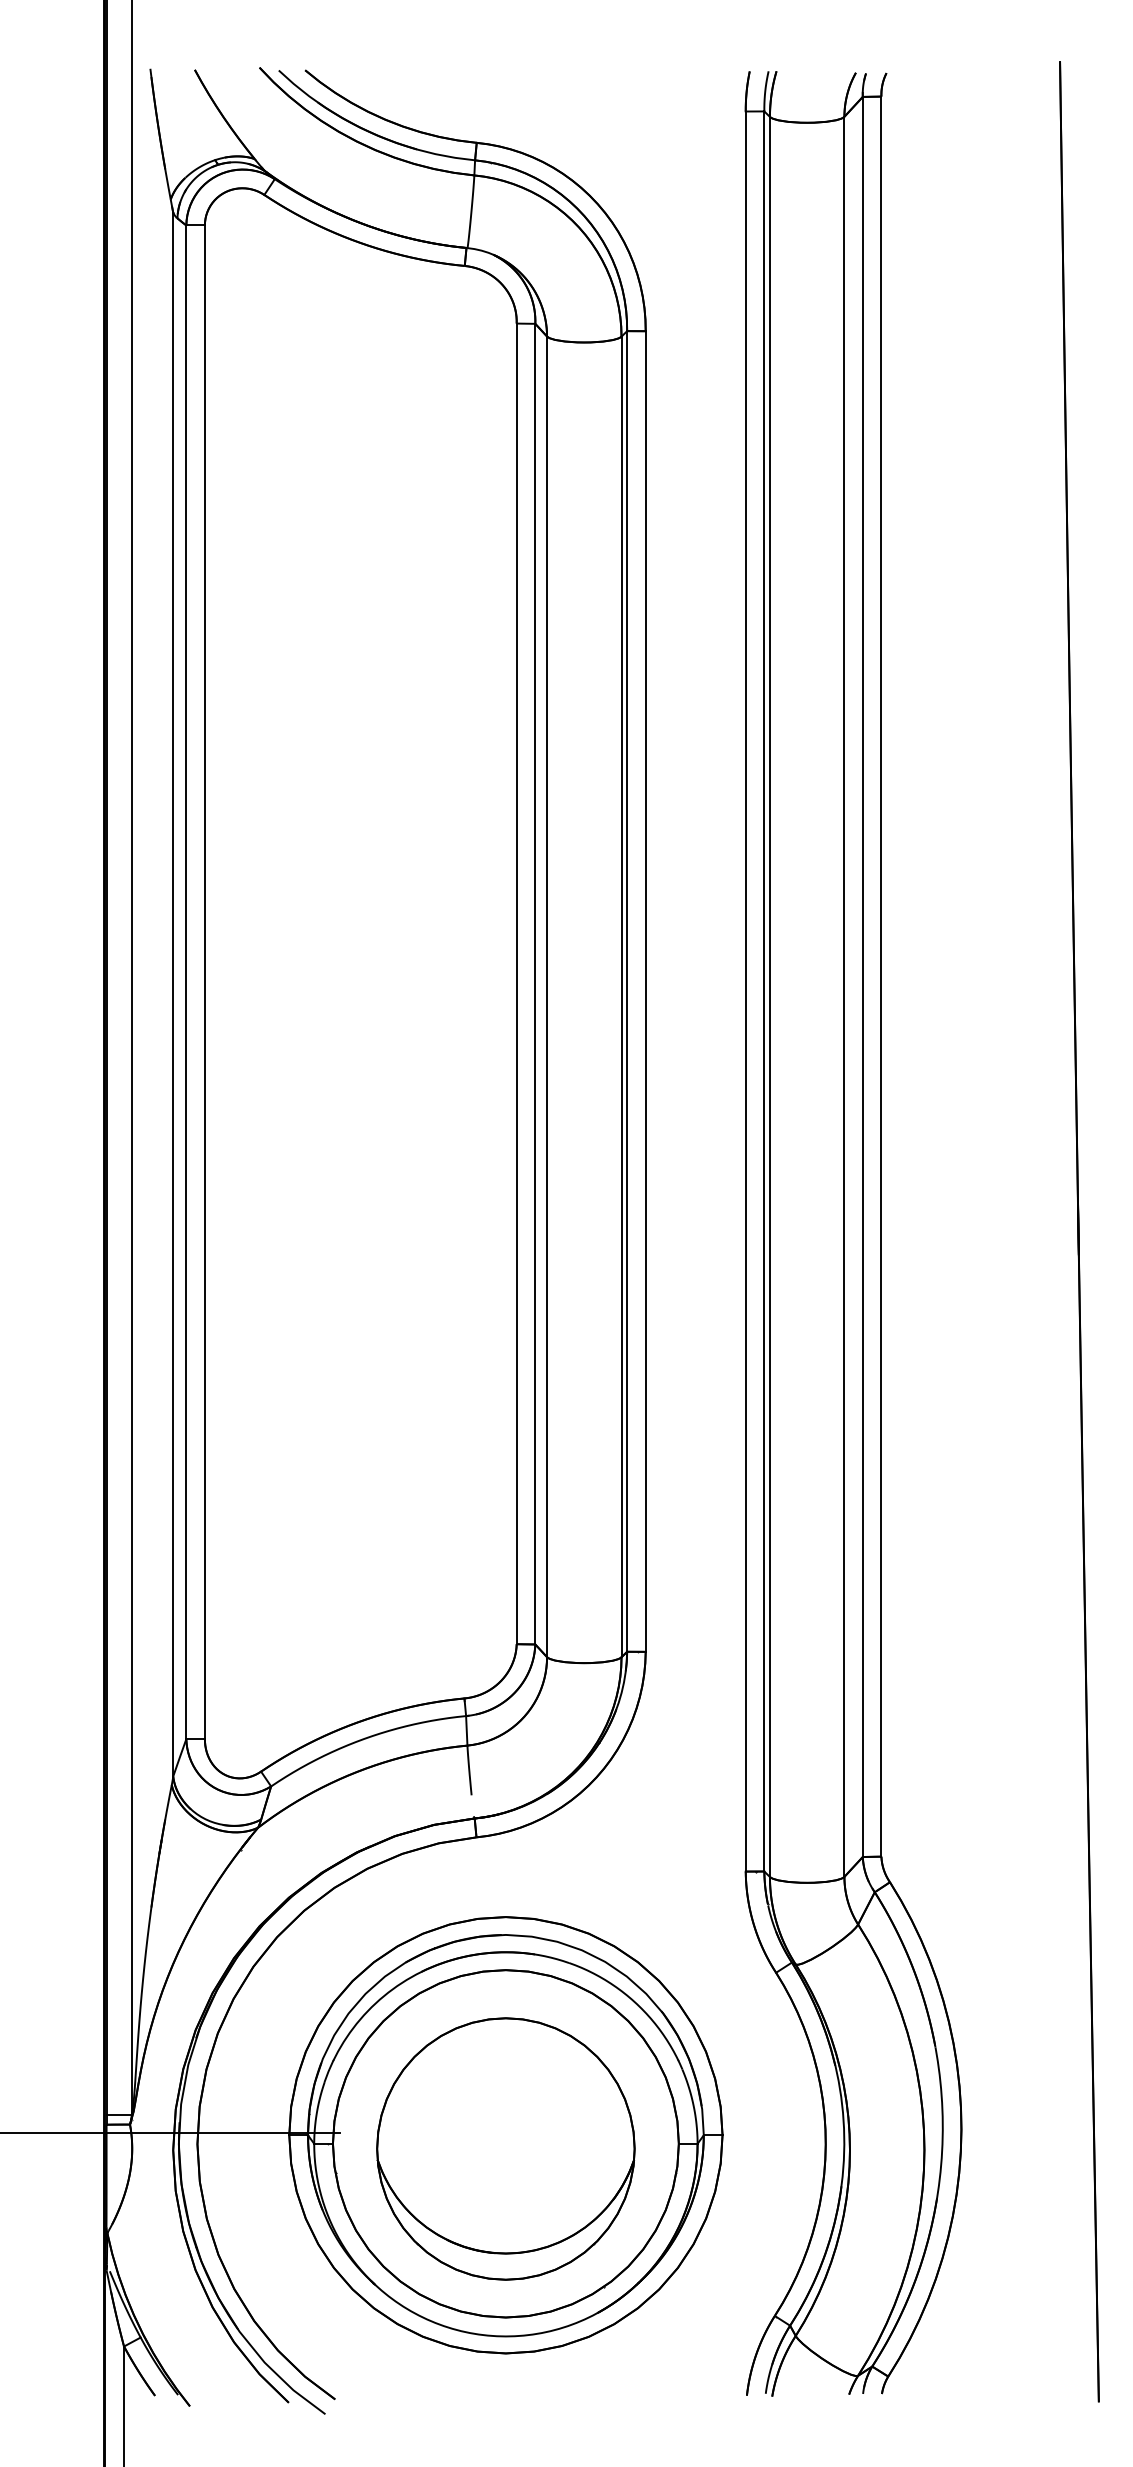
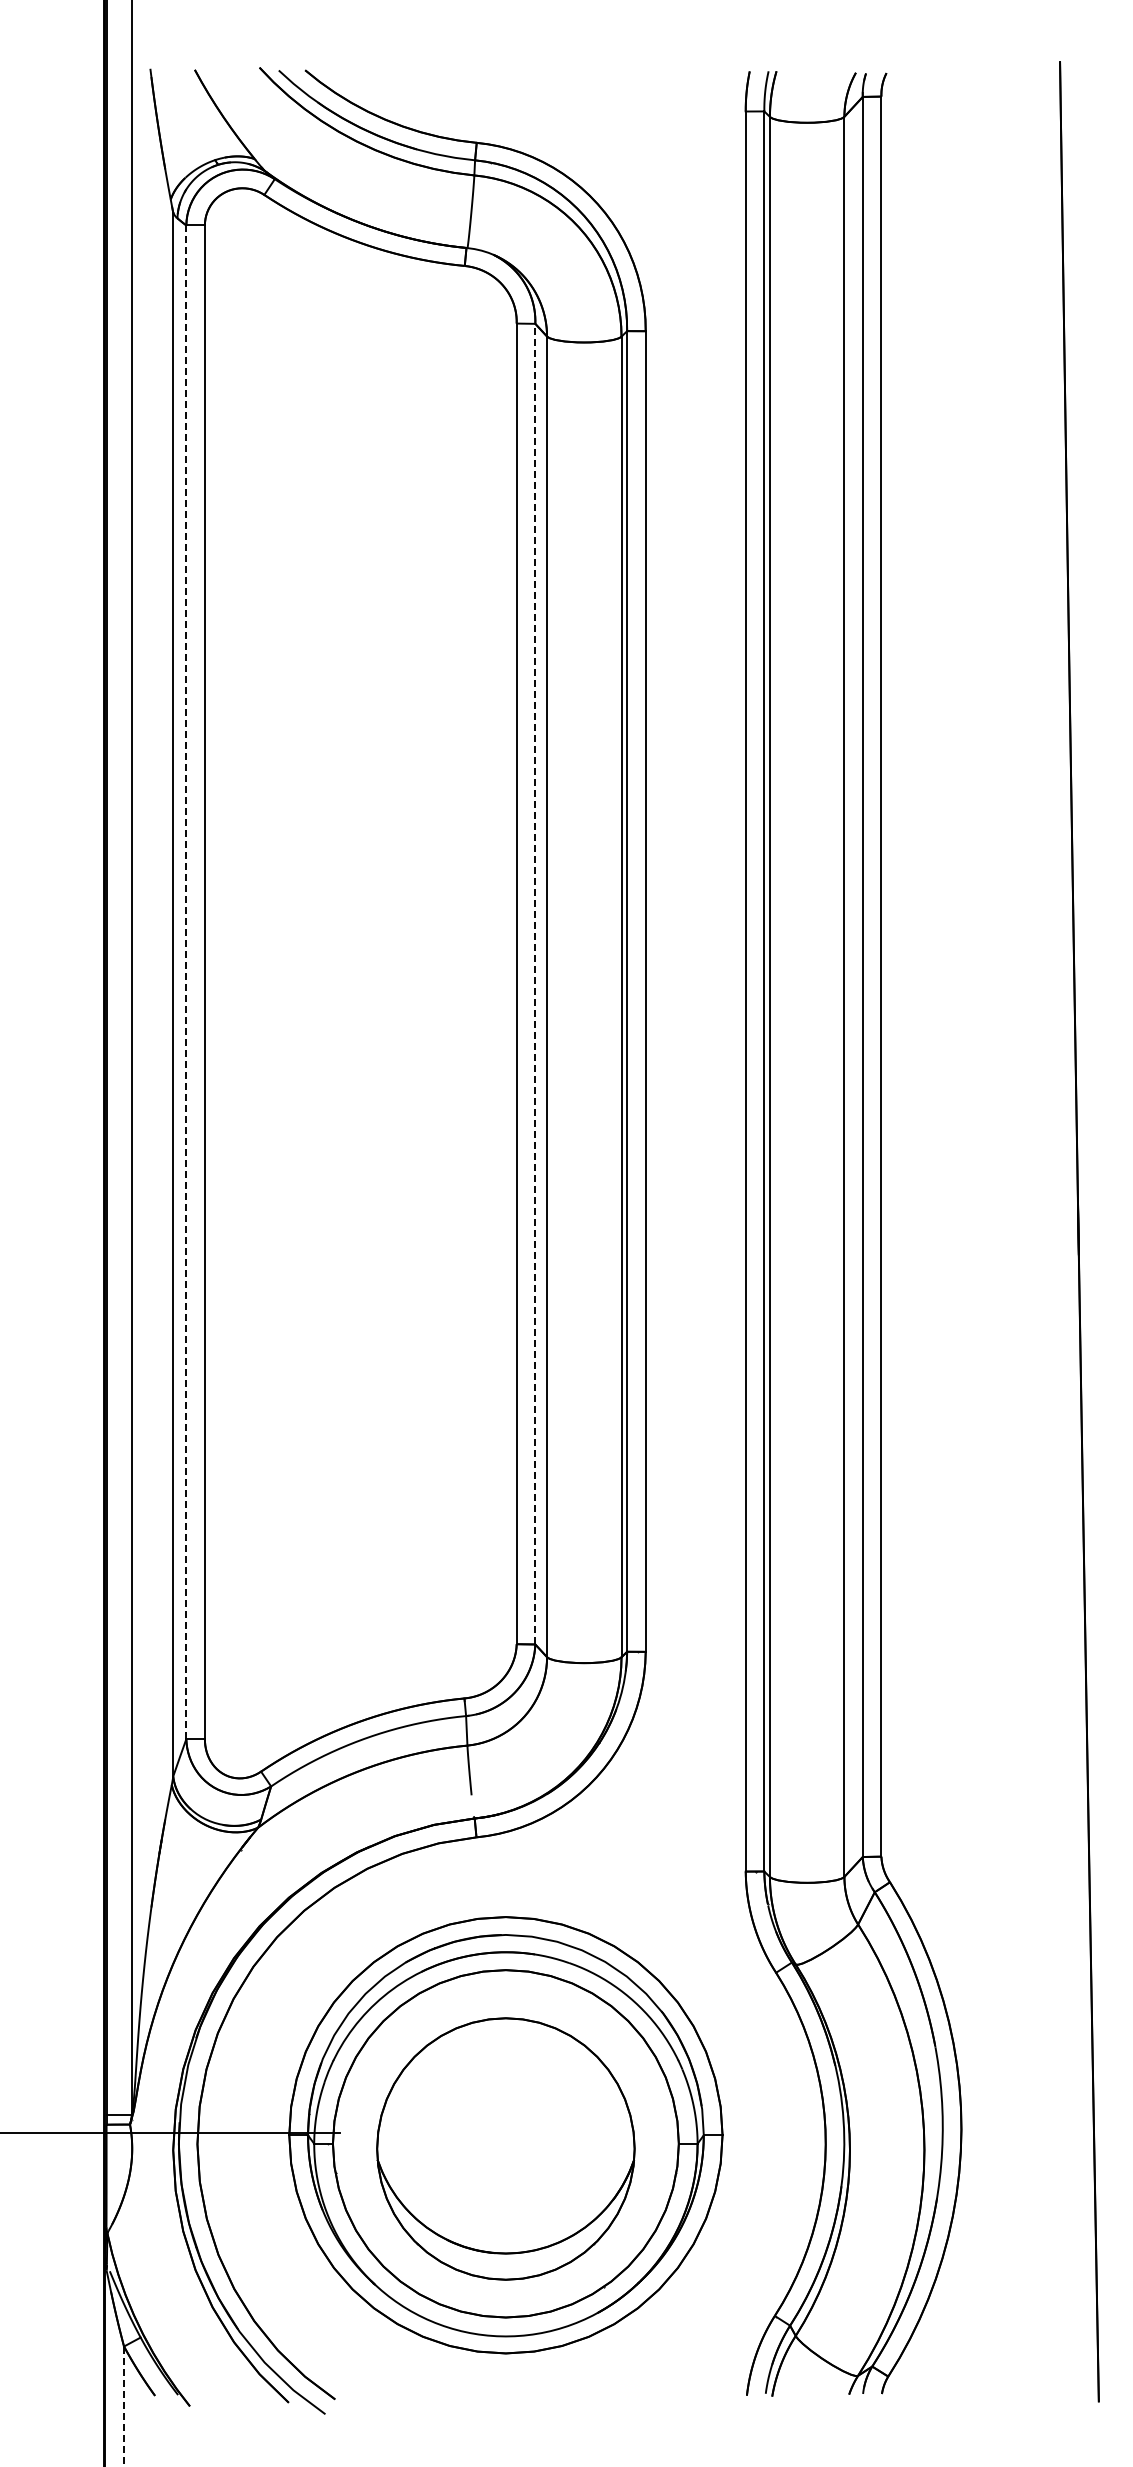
line: solid -> dashed (186, 982)
line: solid -> dashed (535, 983)
line: solid -> dashed (124, 2406)
